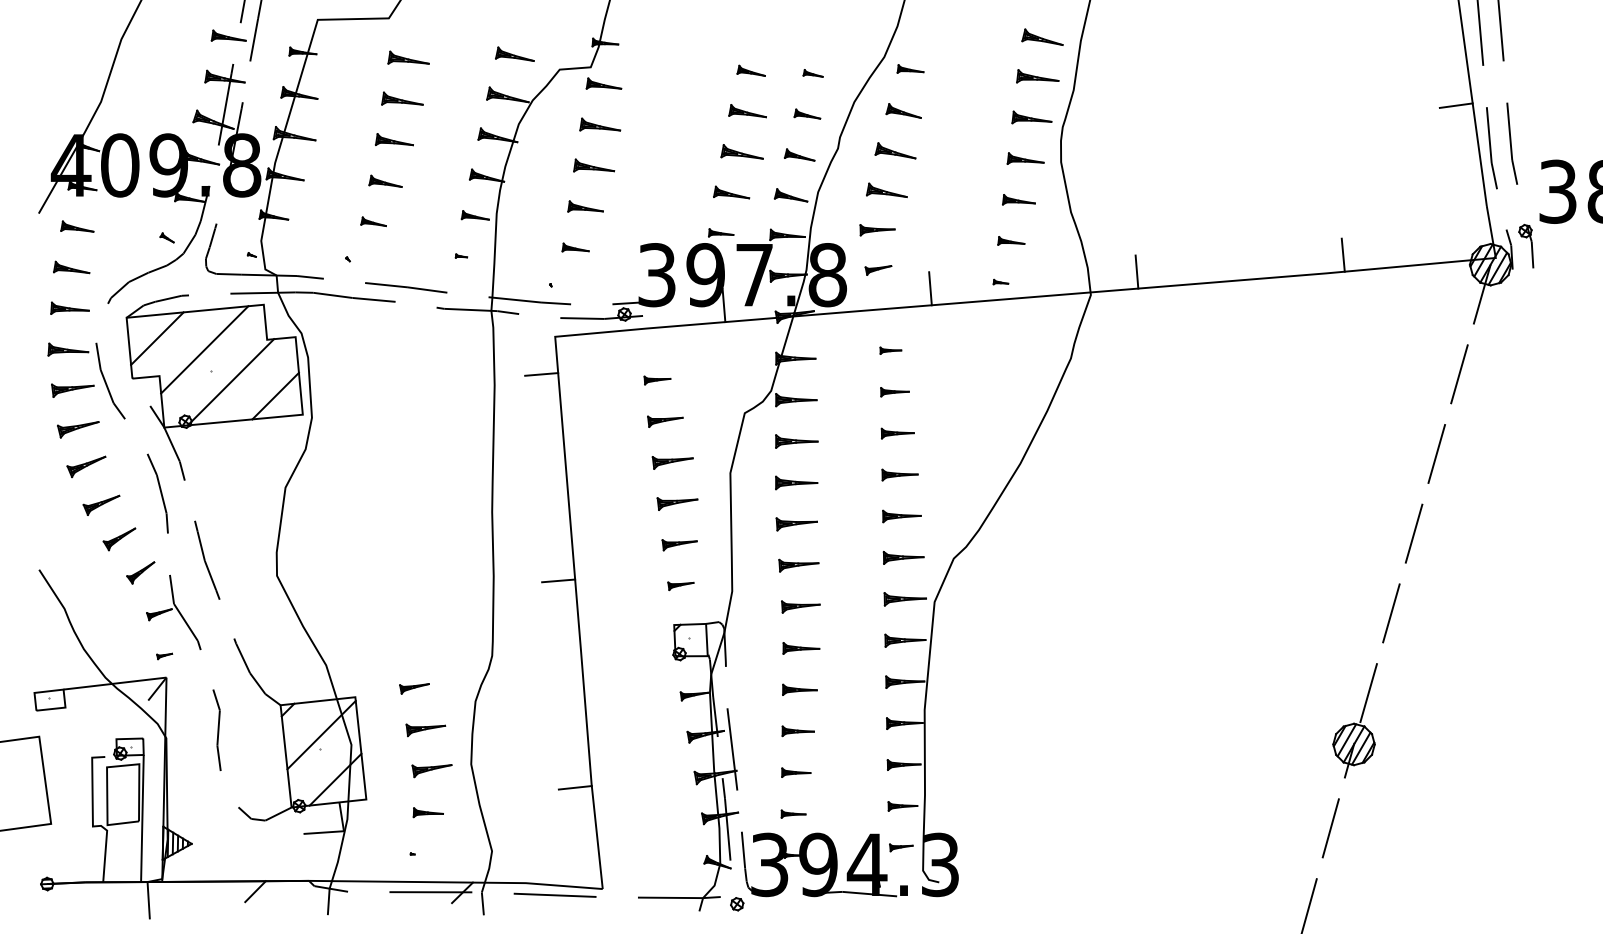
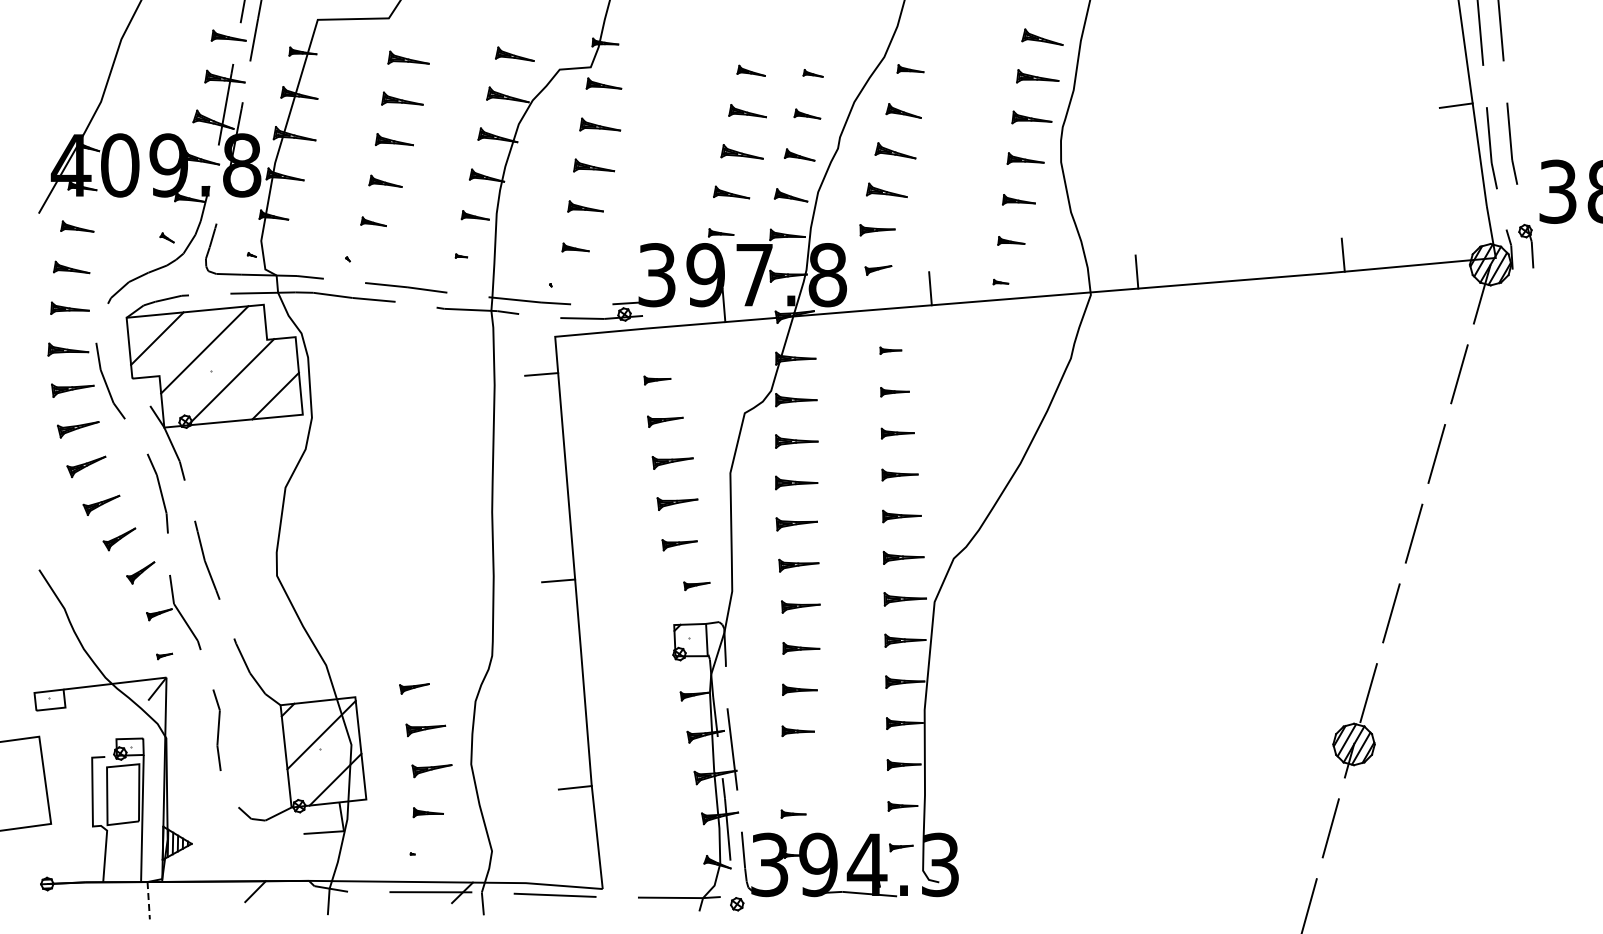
part position: (680, 586) -> (696, 586) (696, 586)
part: present -> none (796, 772)
line: solid -> dashed (148, 900)
